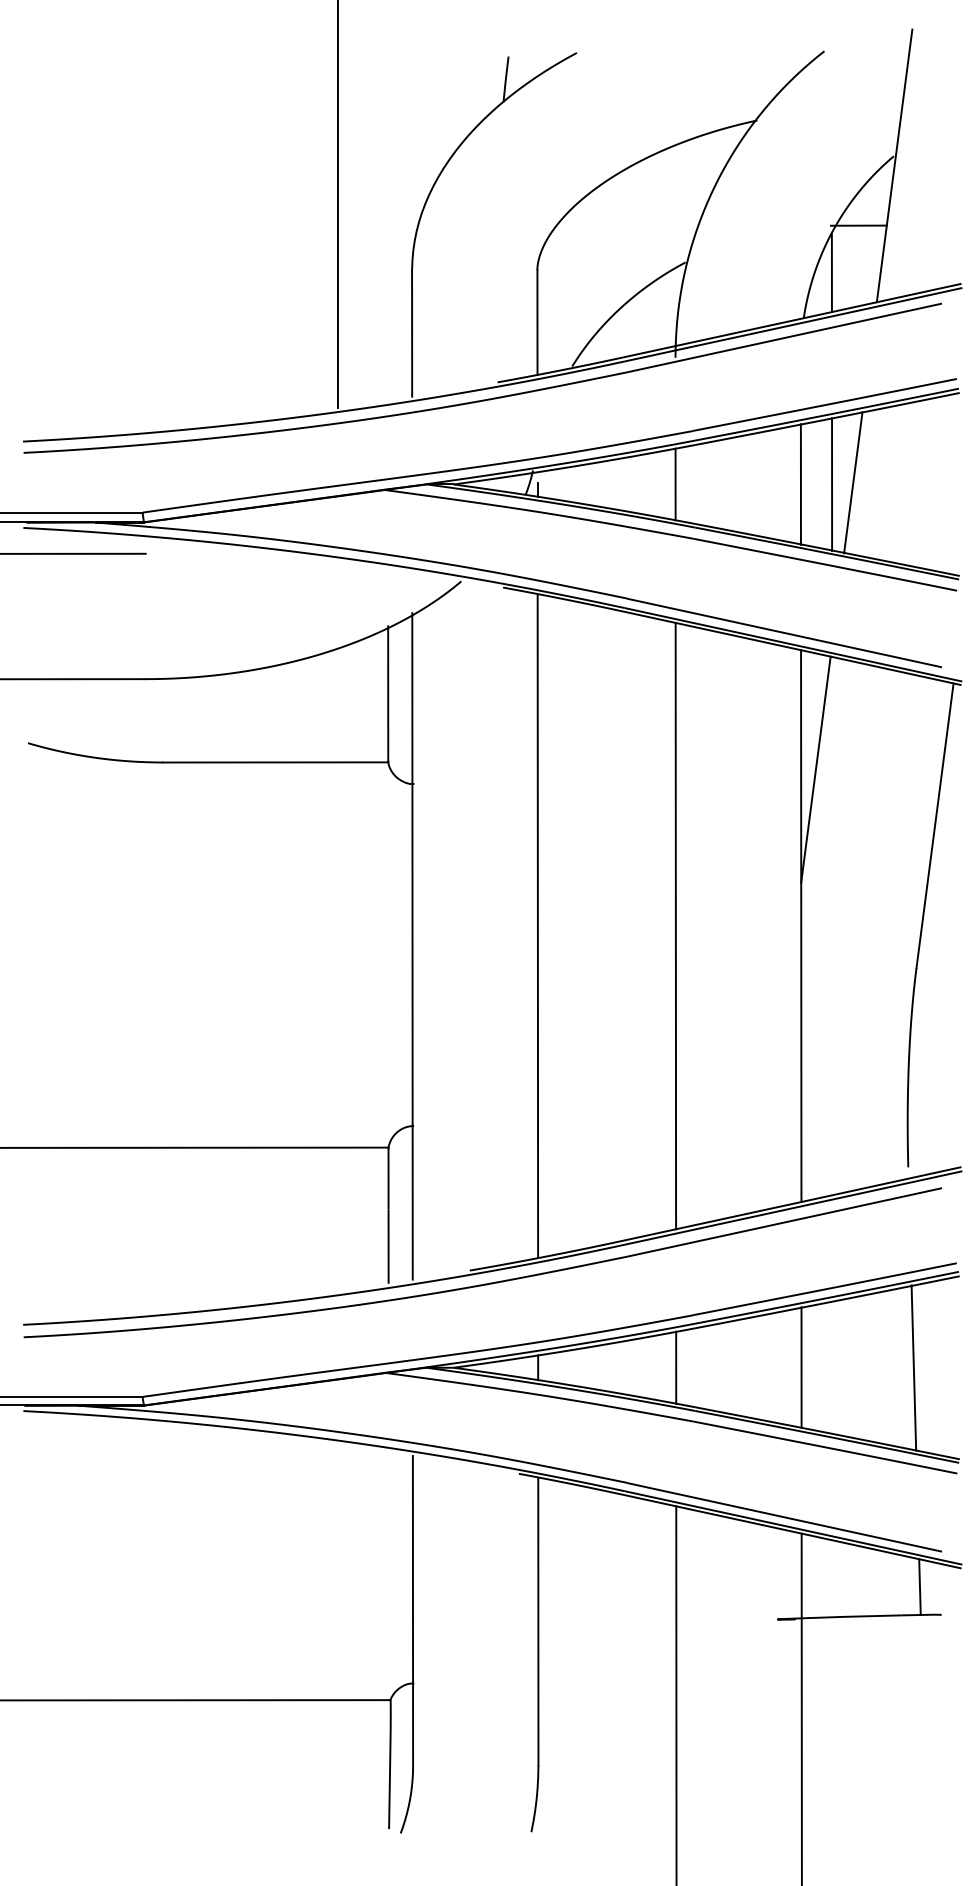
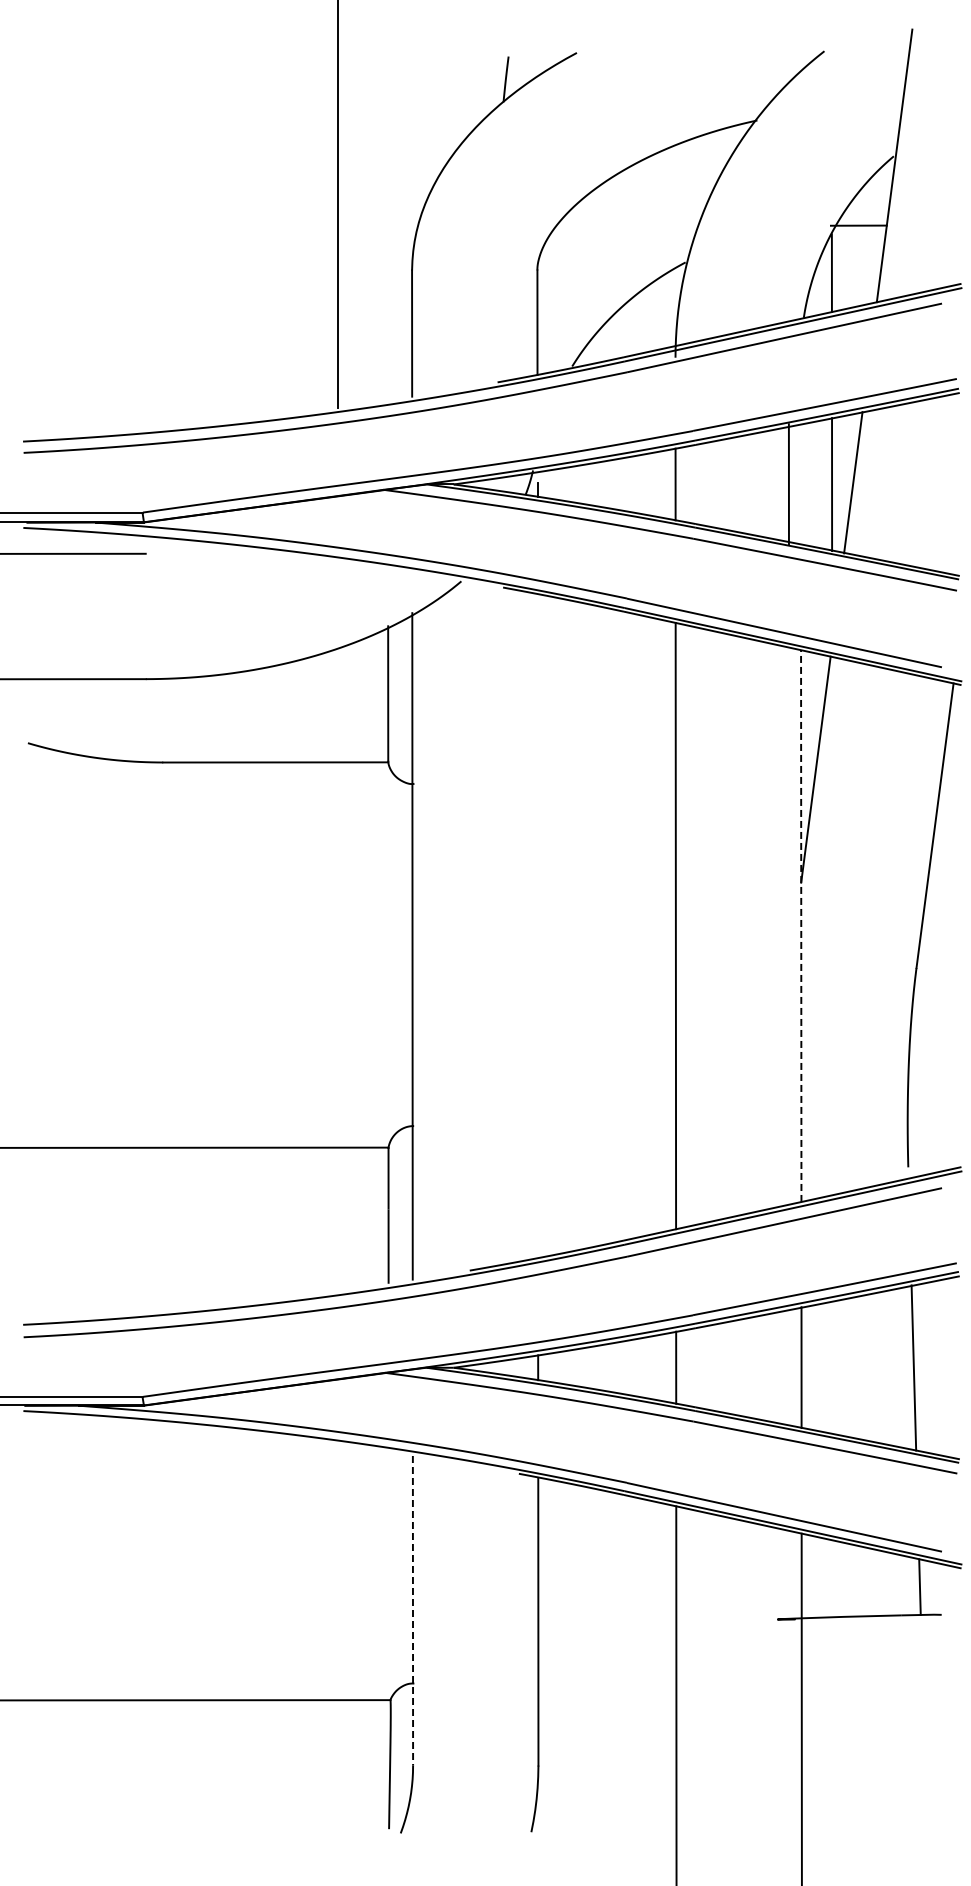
line position: (800, 484) -> (788, 484) (788, 484)
line: present -> none (537, 925)
line: solid -> dashed (801, 926)
line: solid -> dashed (412, 1610)
